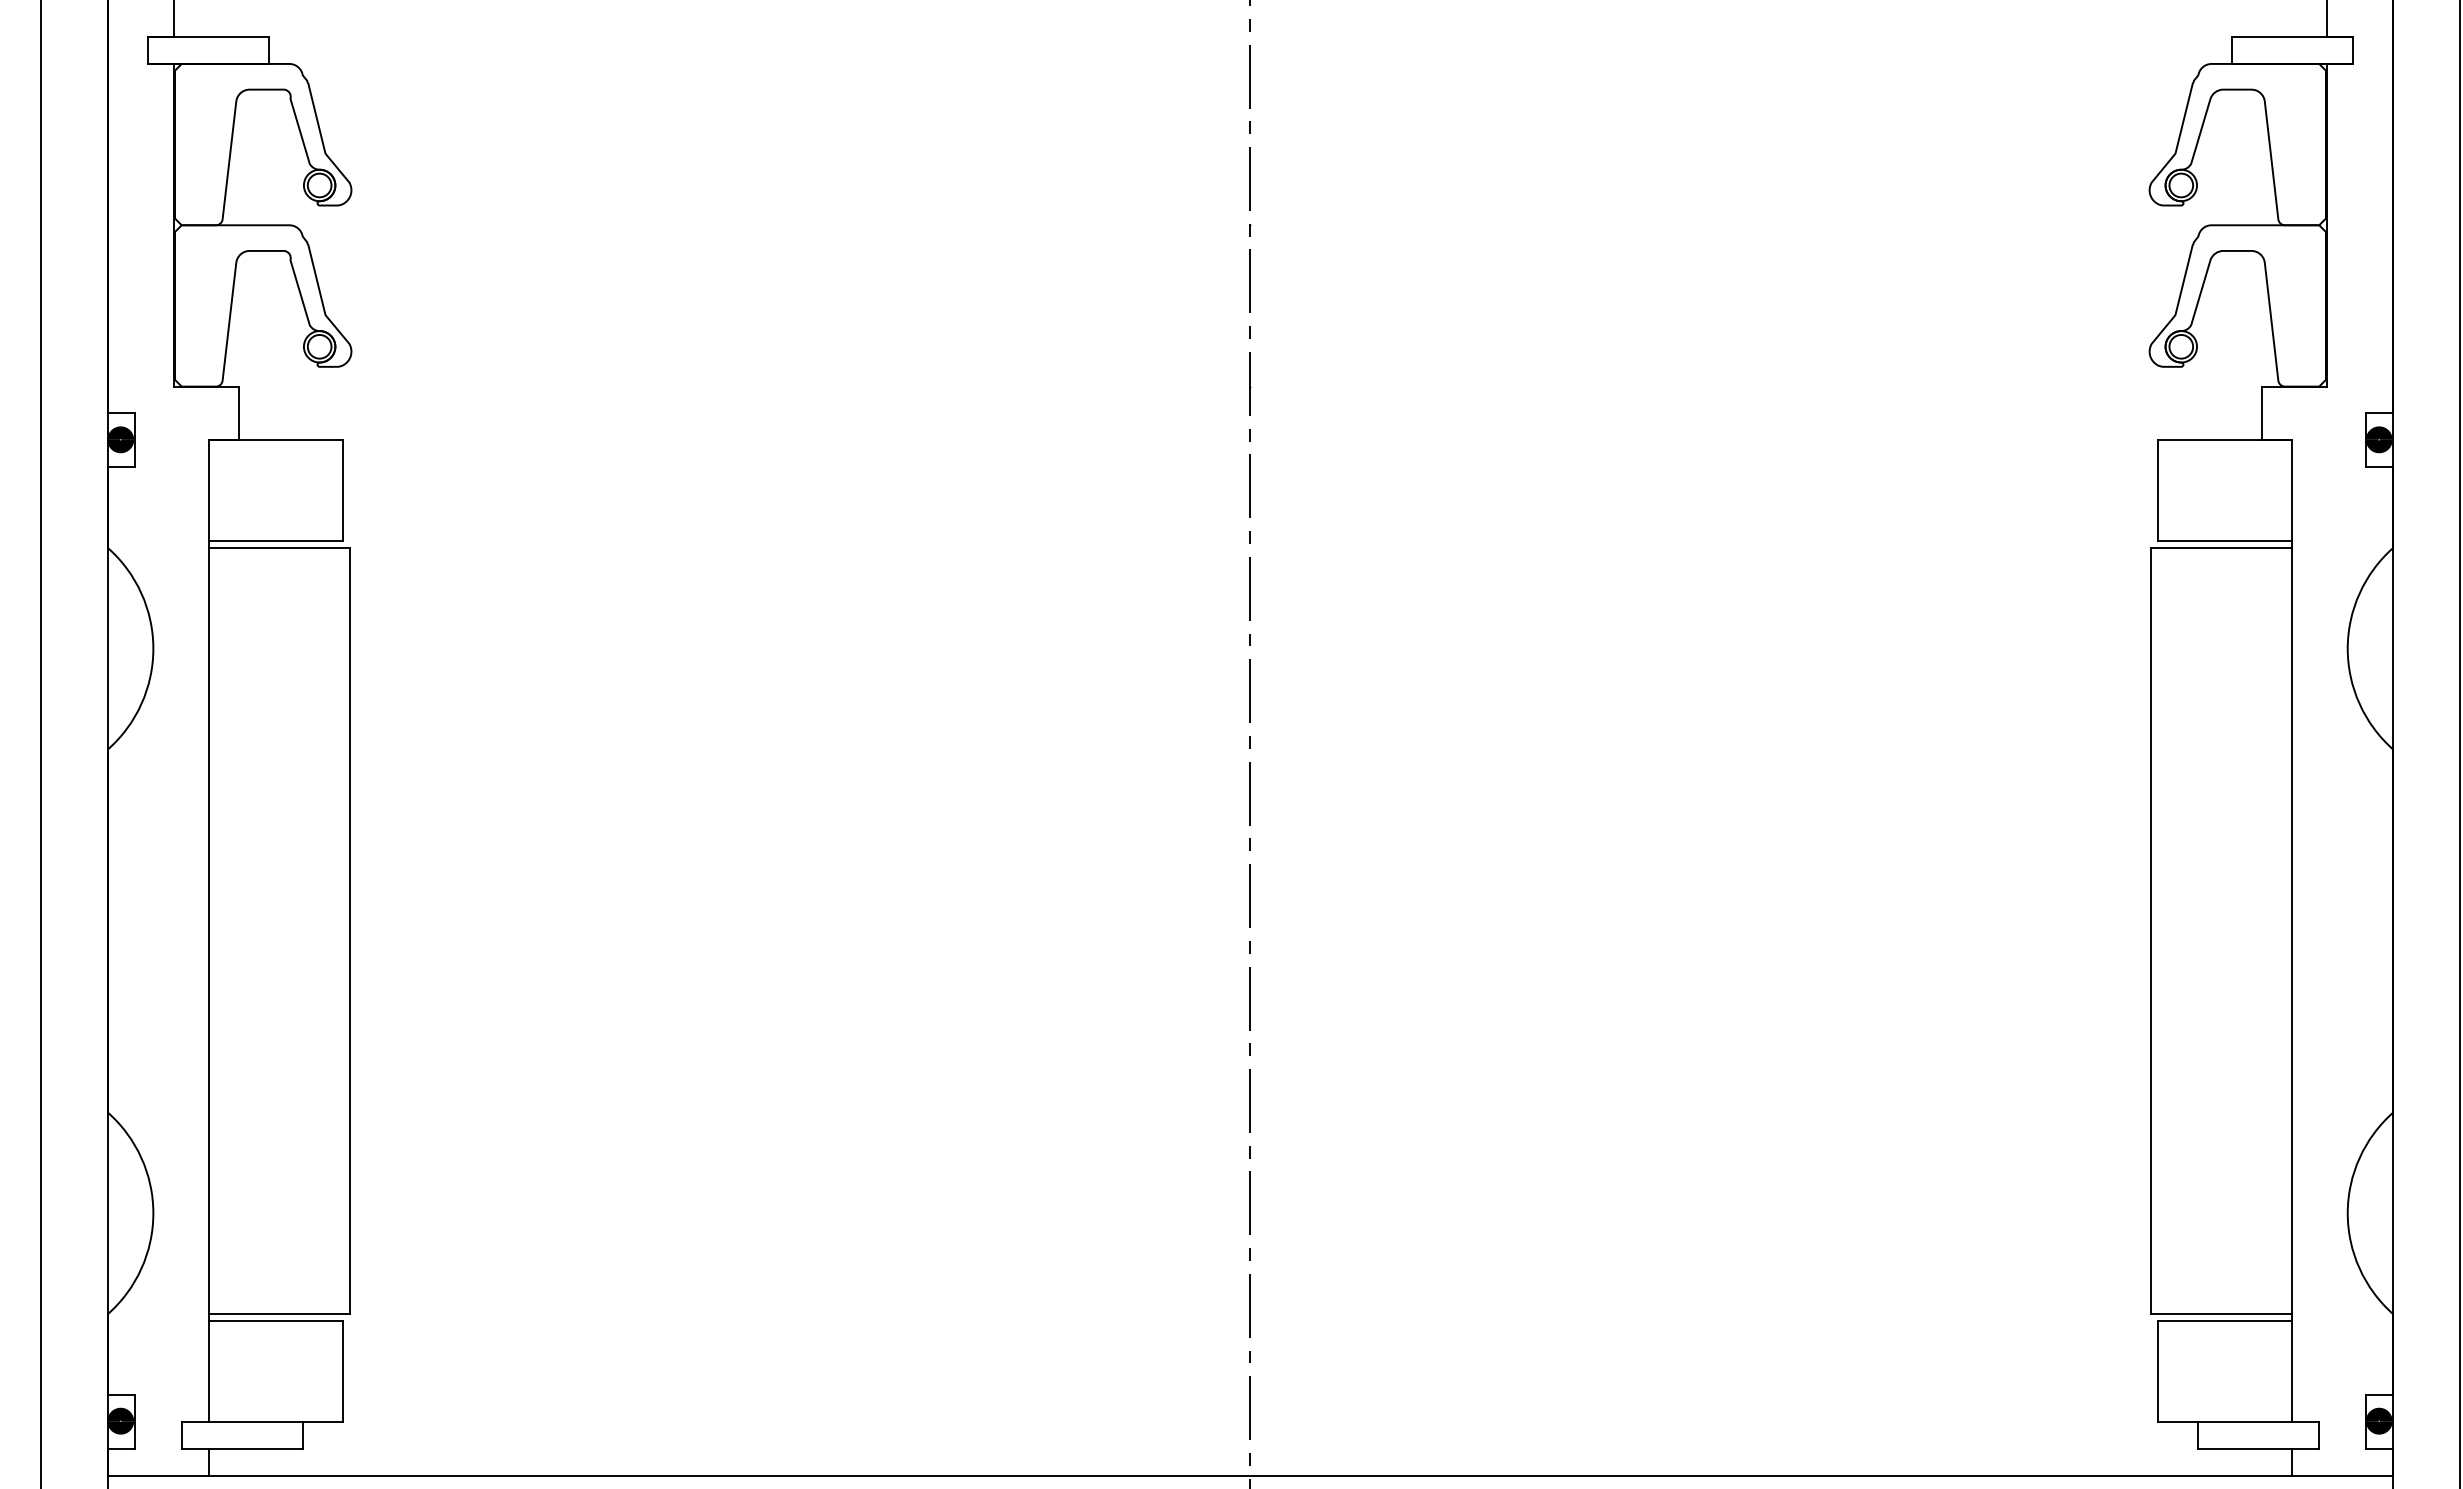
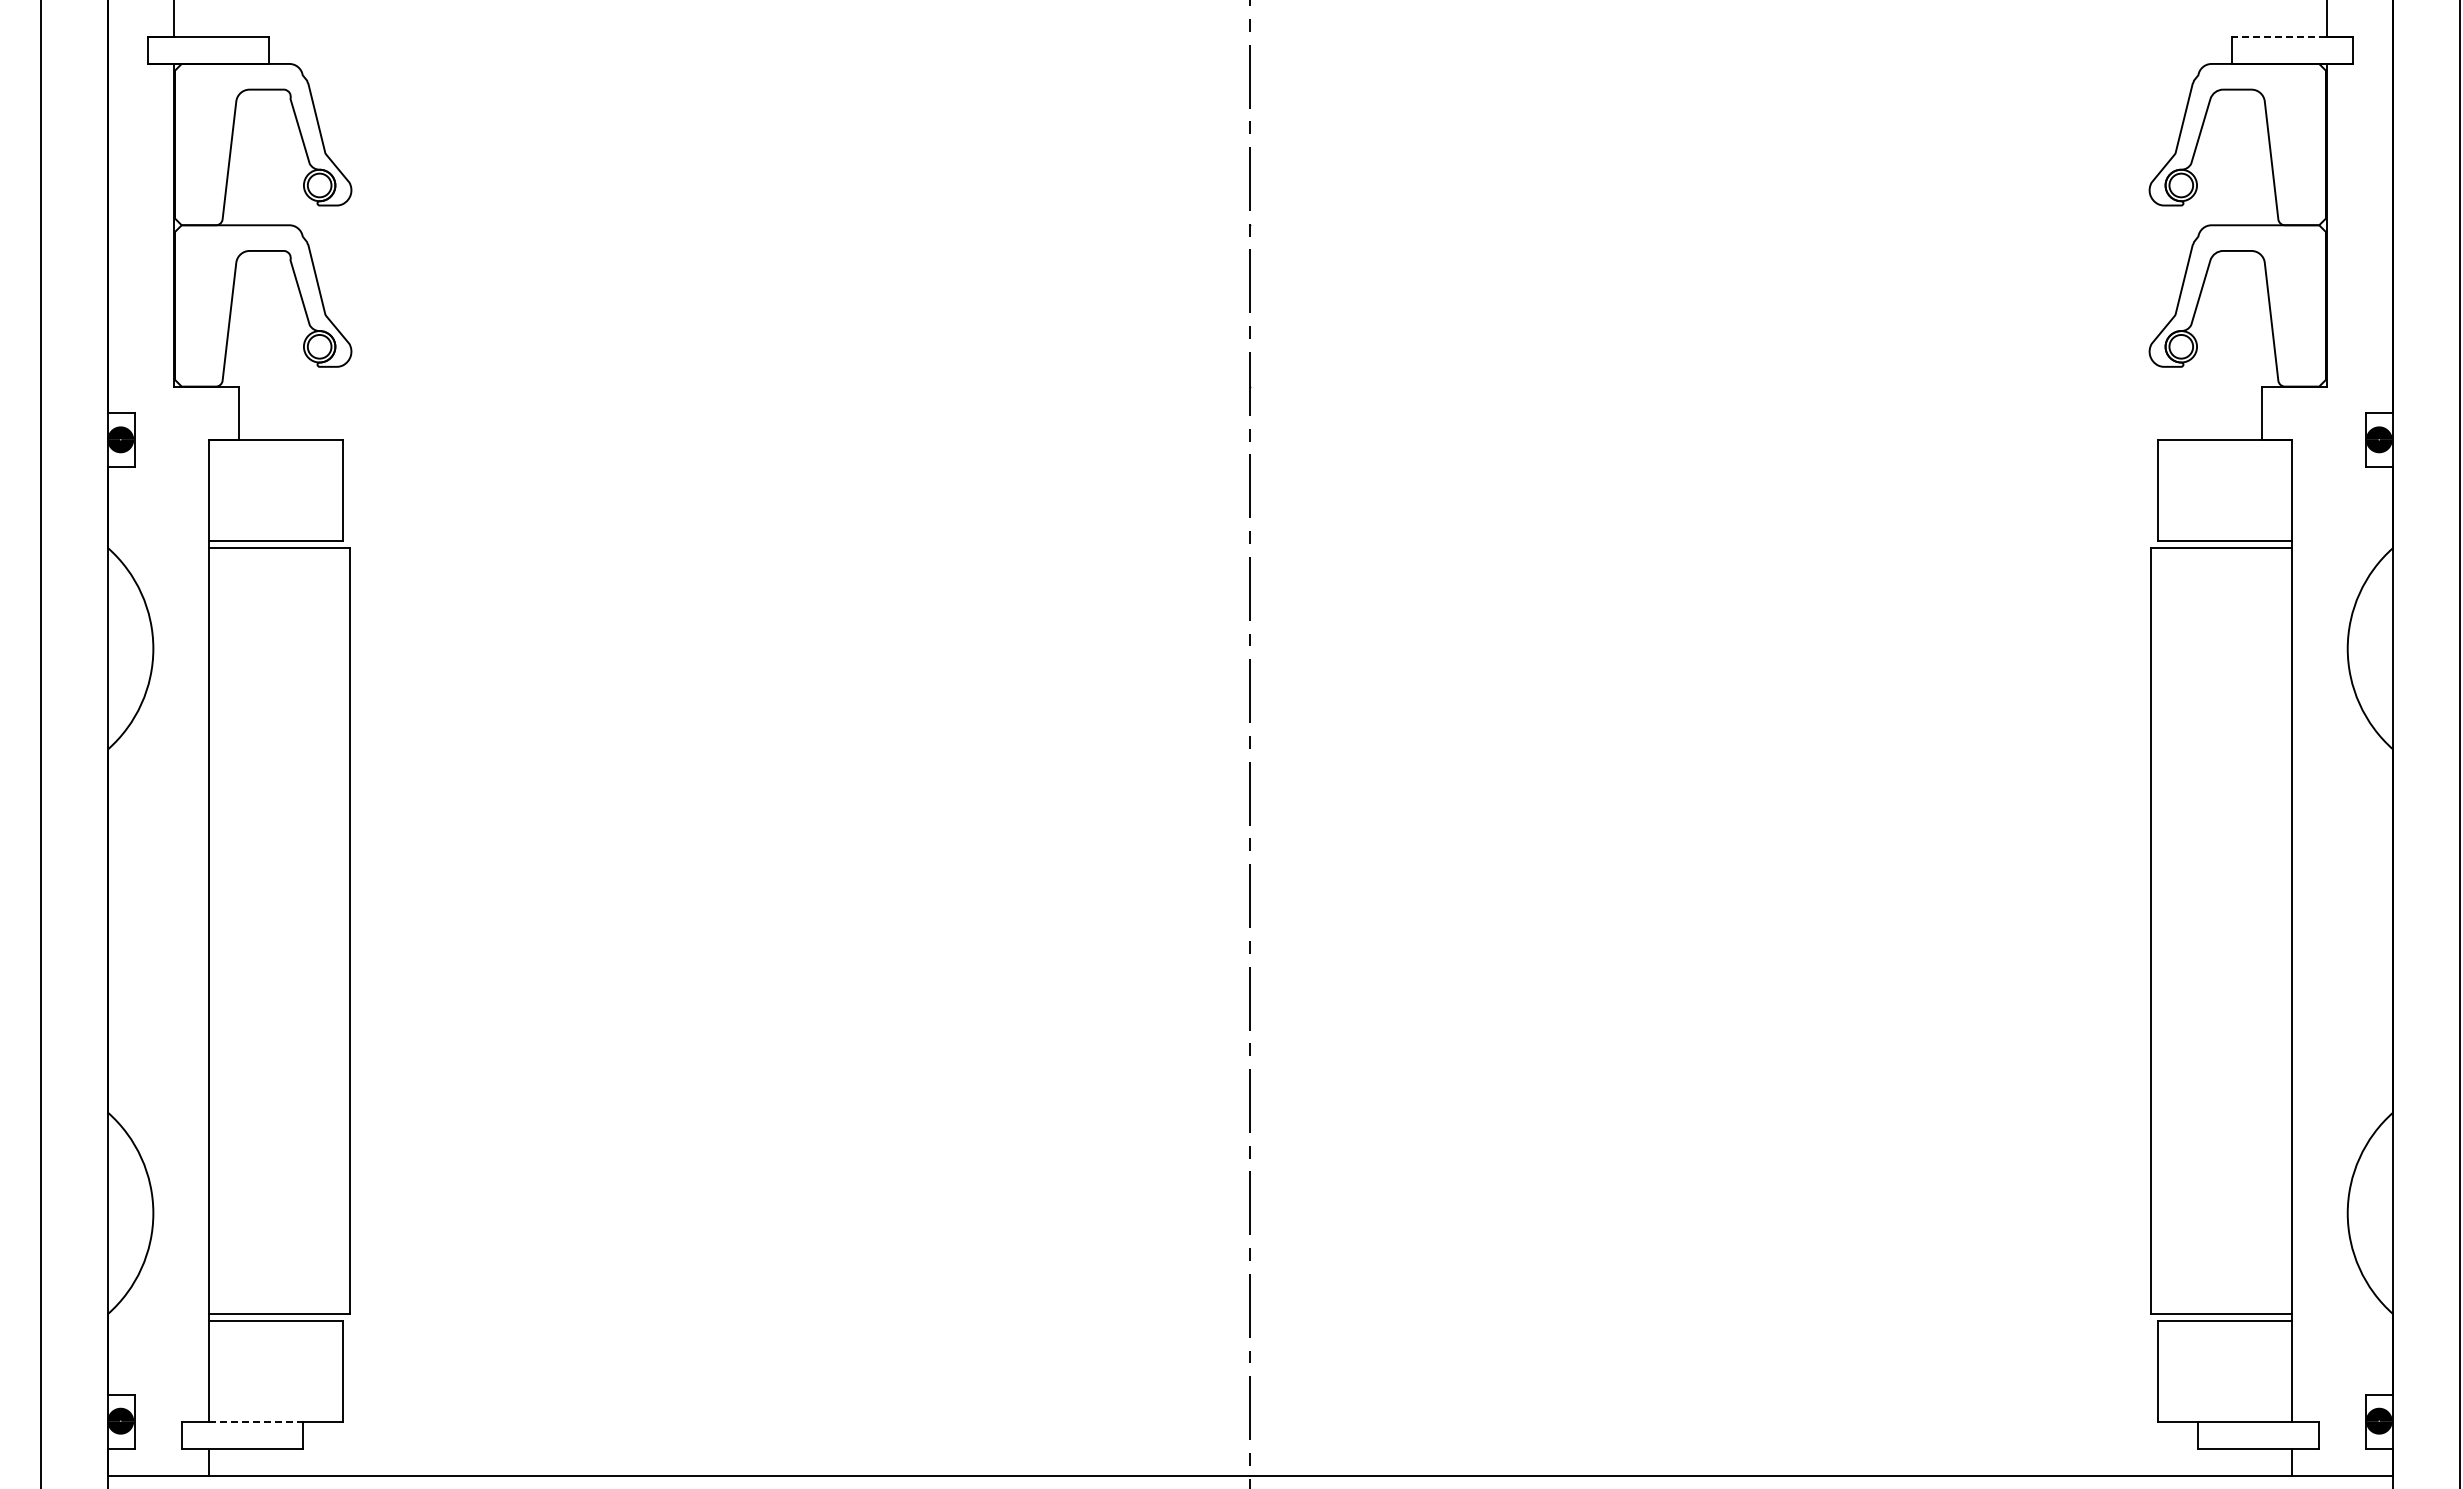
line: solid -> dashed (2278, 37)
line: solid -> dashed (256, 1421)
